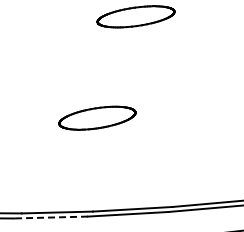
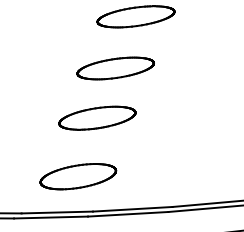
part: none -> present (115, 68)
part: none -> present (78, 176)
line: dashed -> solid (51, 217)
